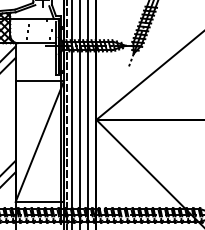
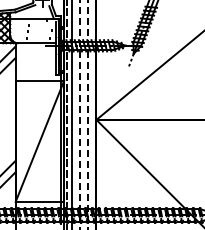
line: solid -> dashed (80, 114)
line: solid -> dashed (88, 114)
